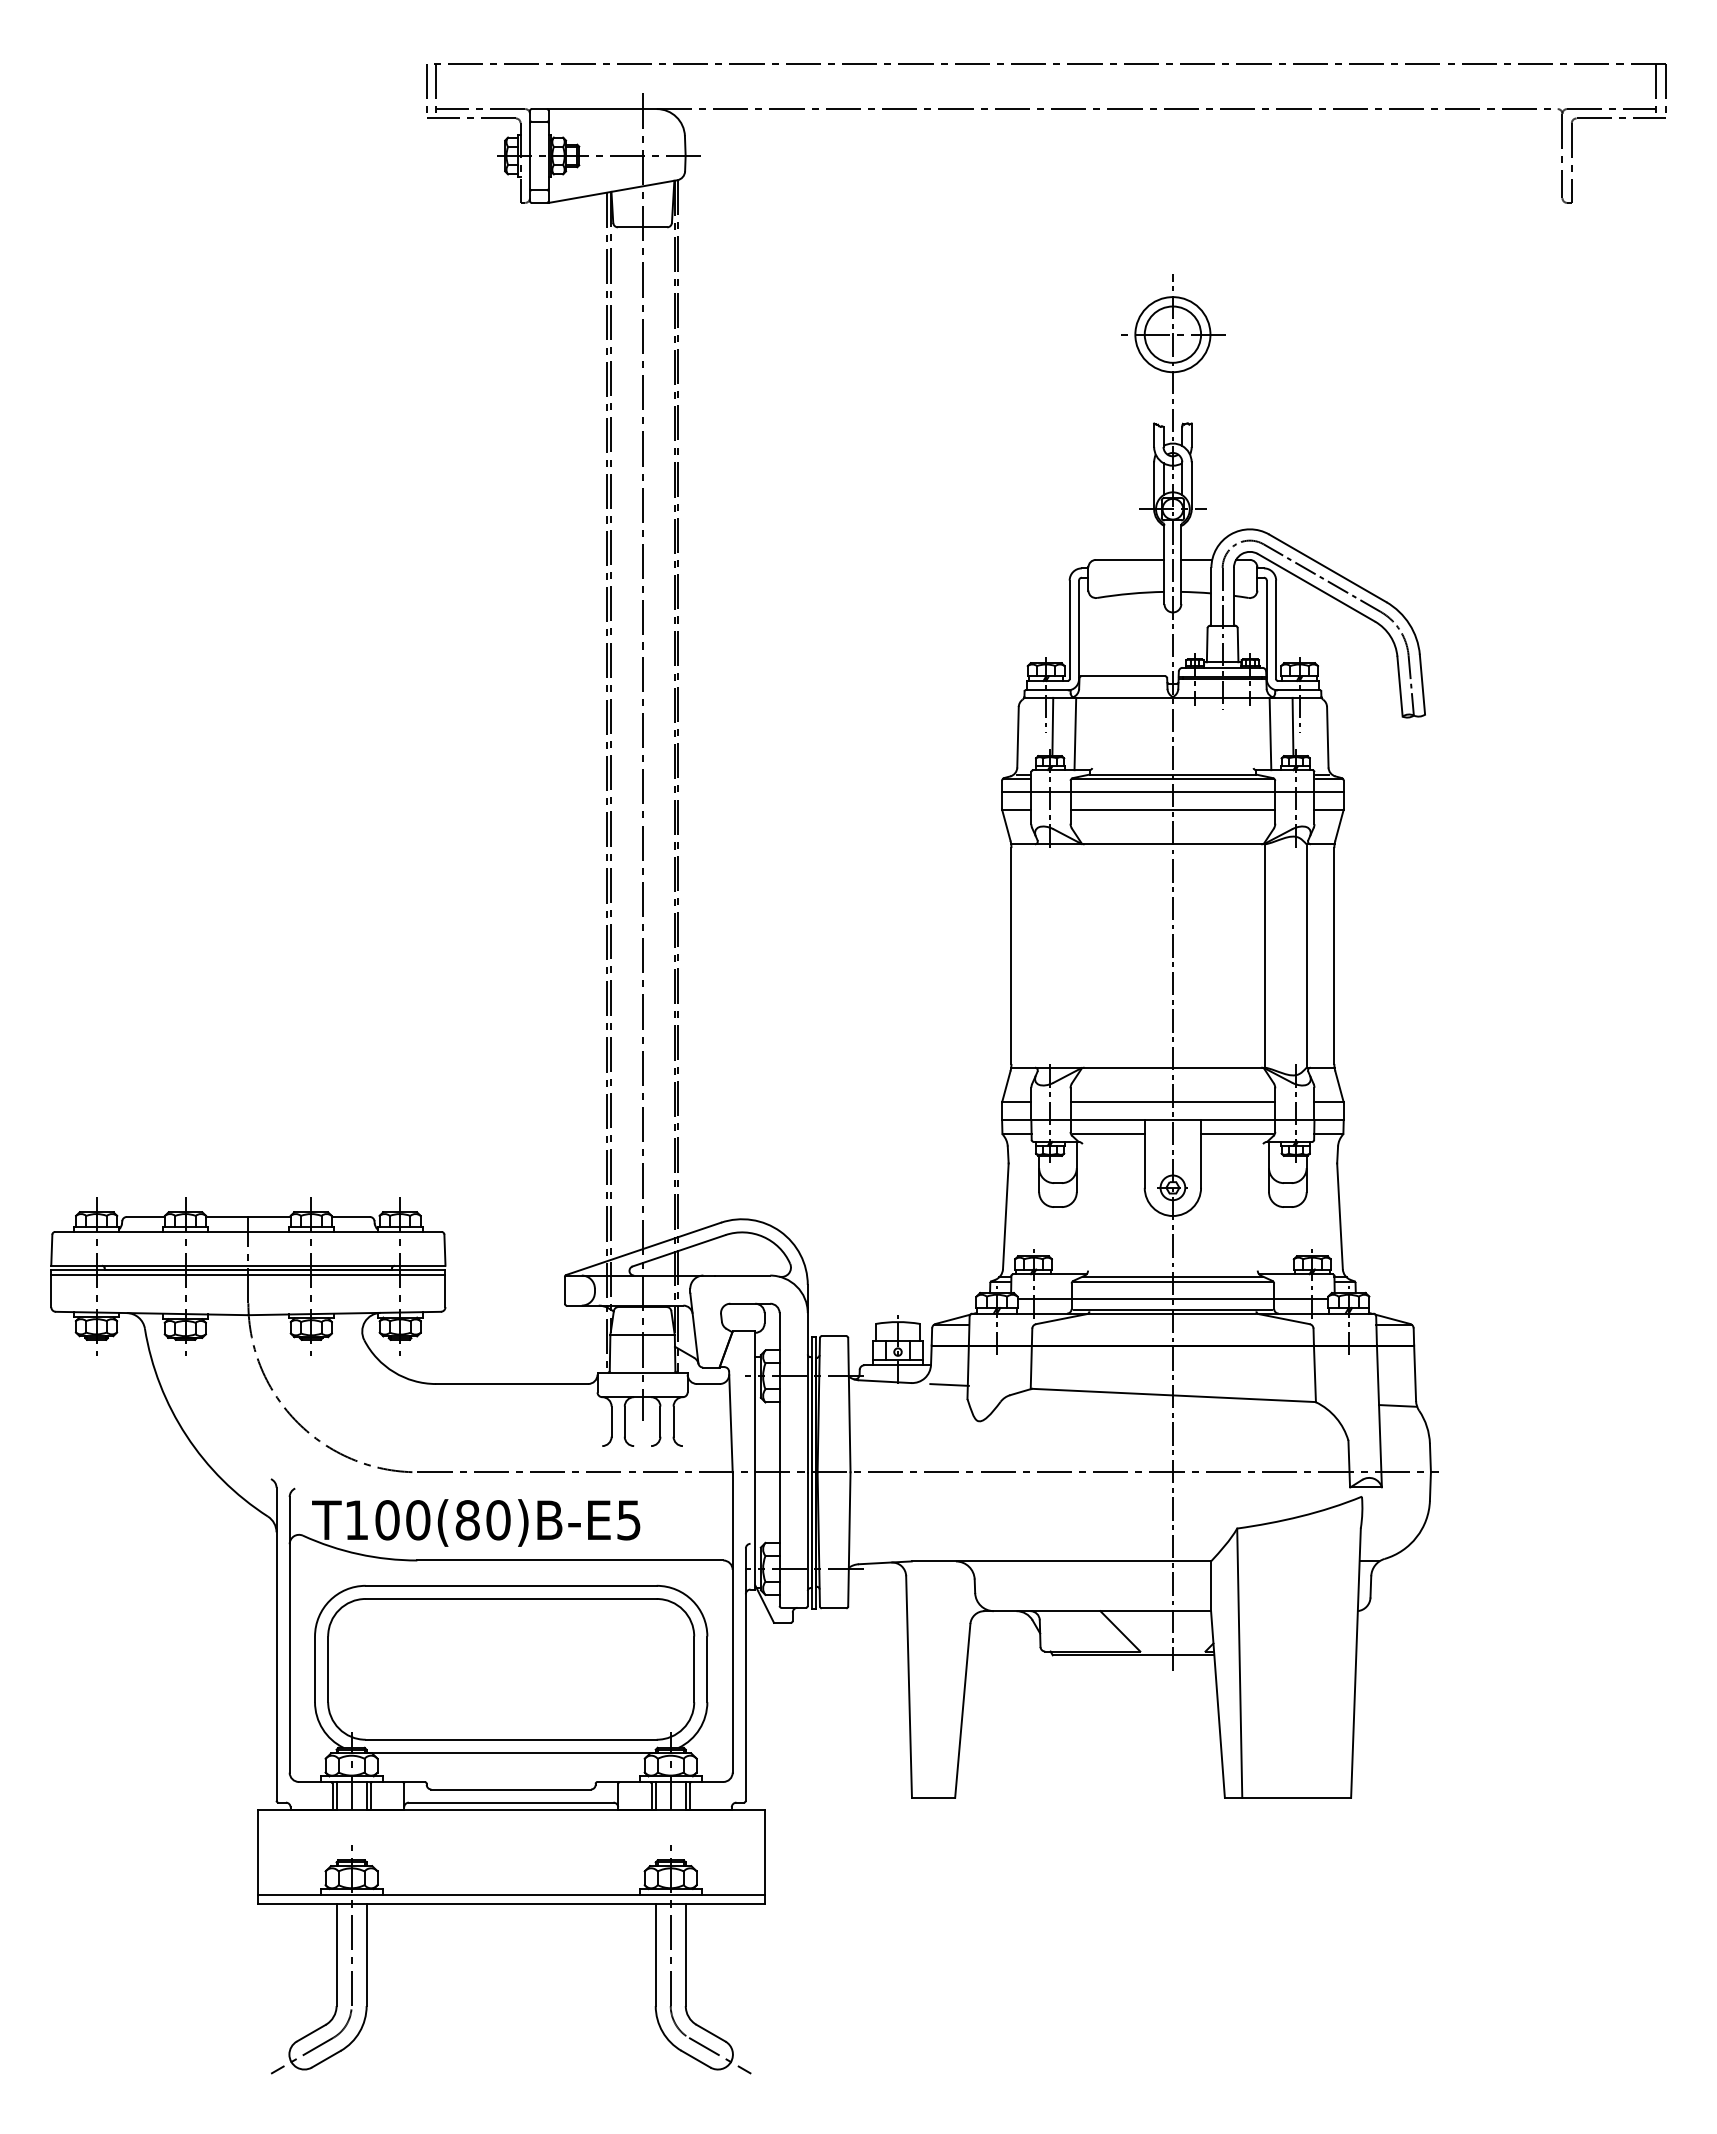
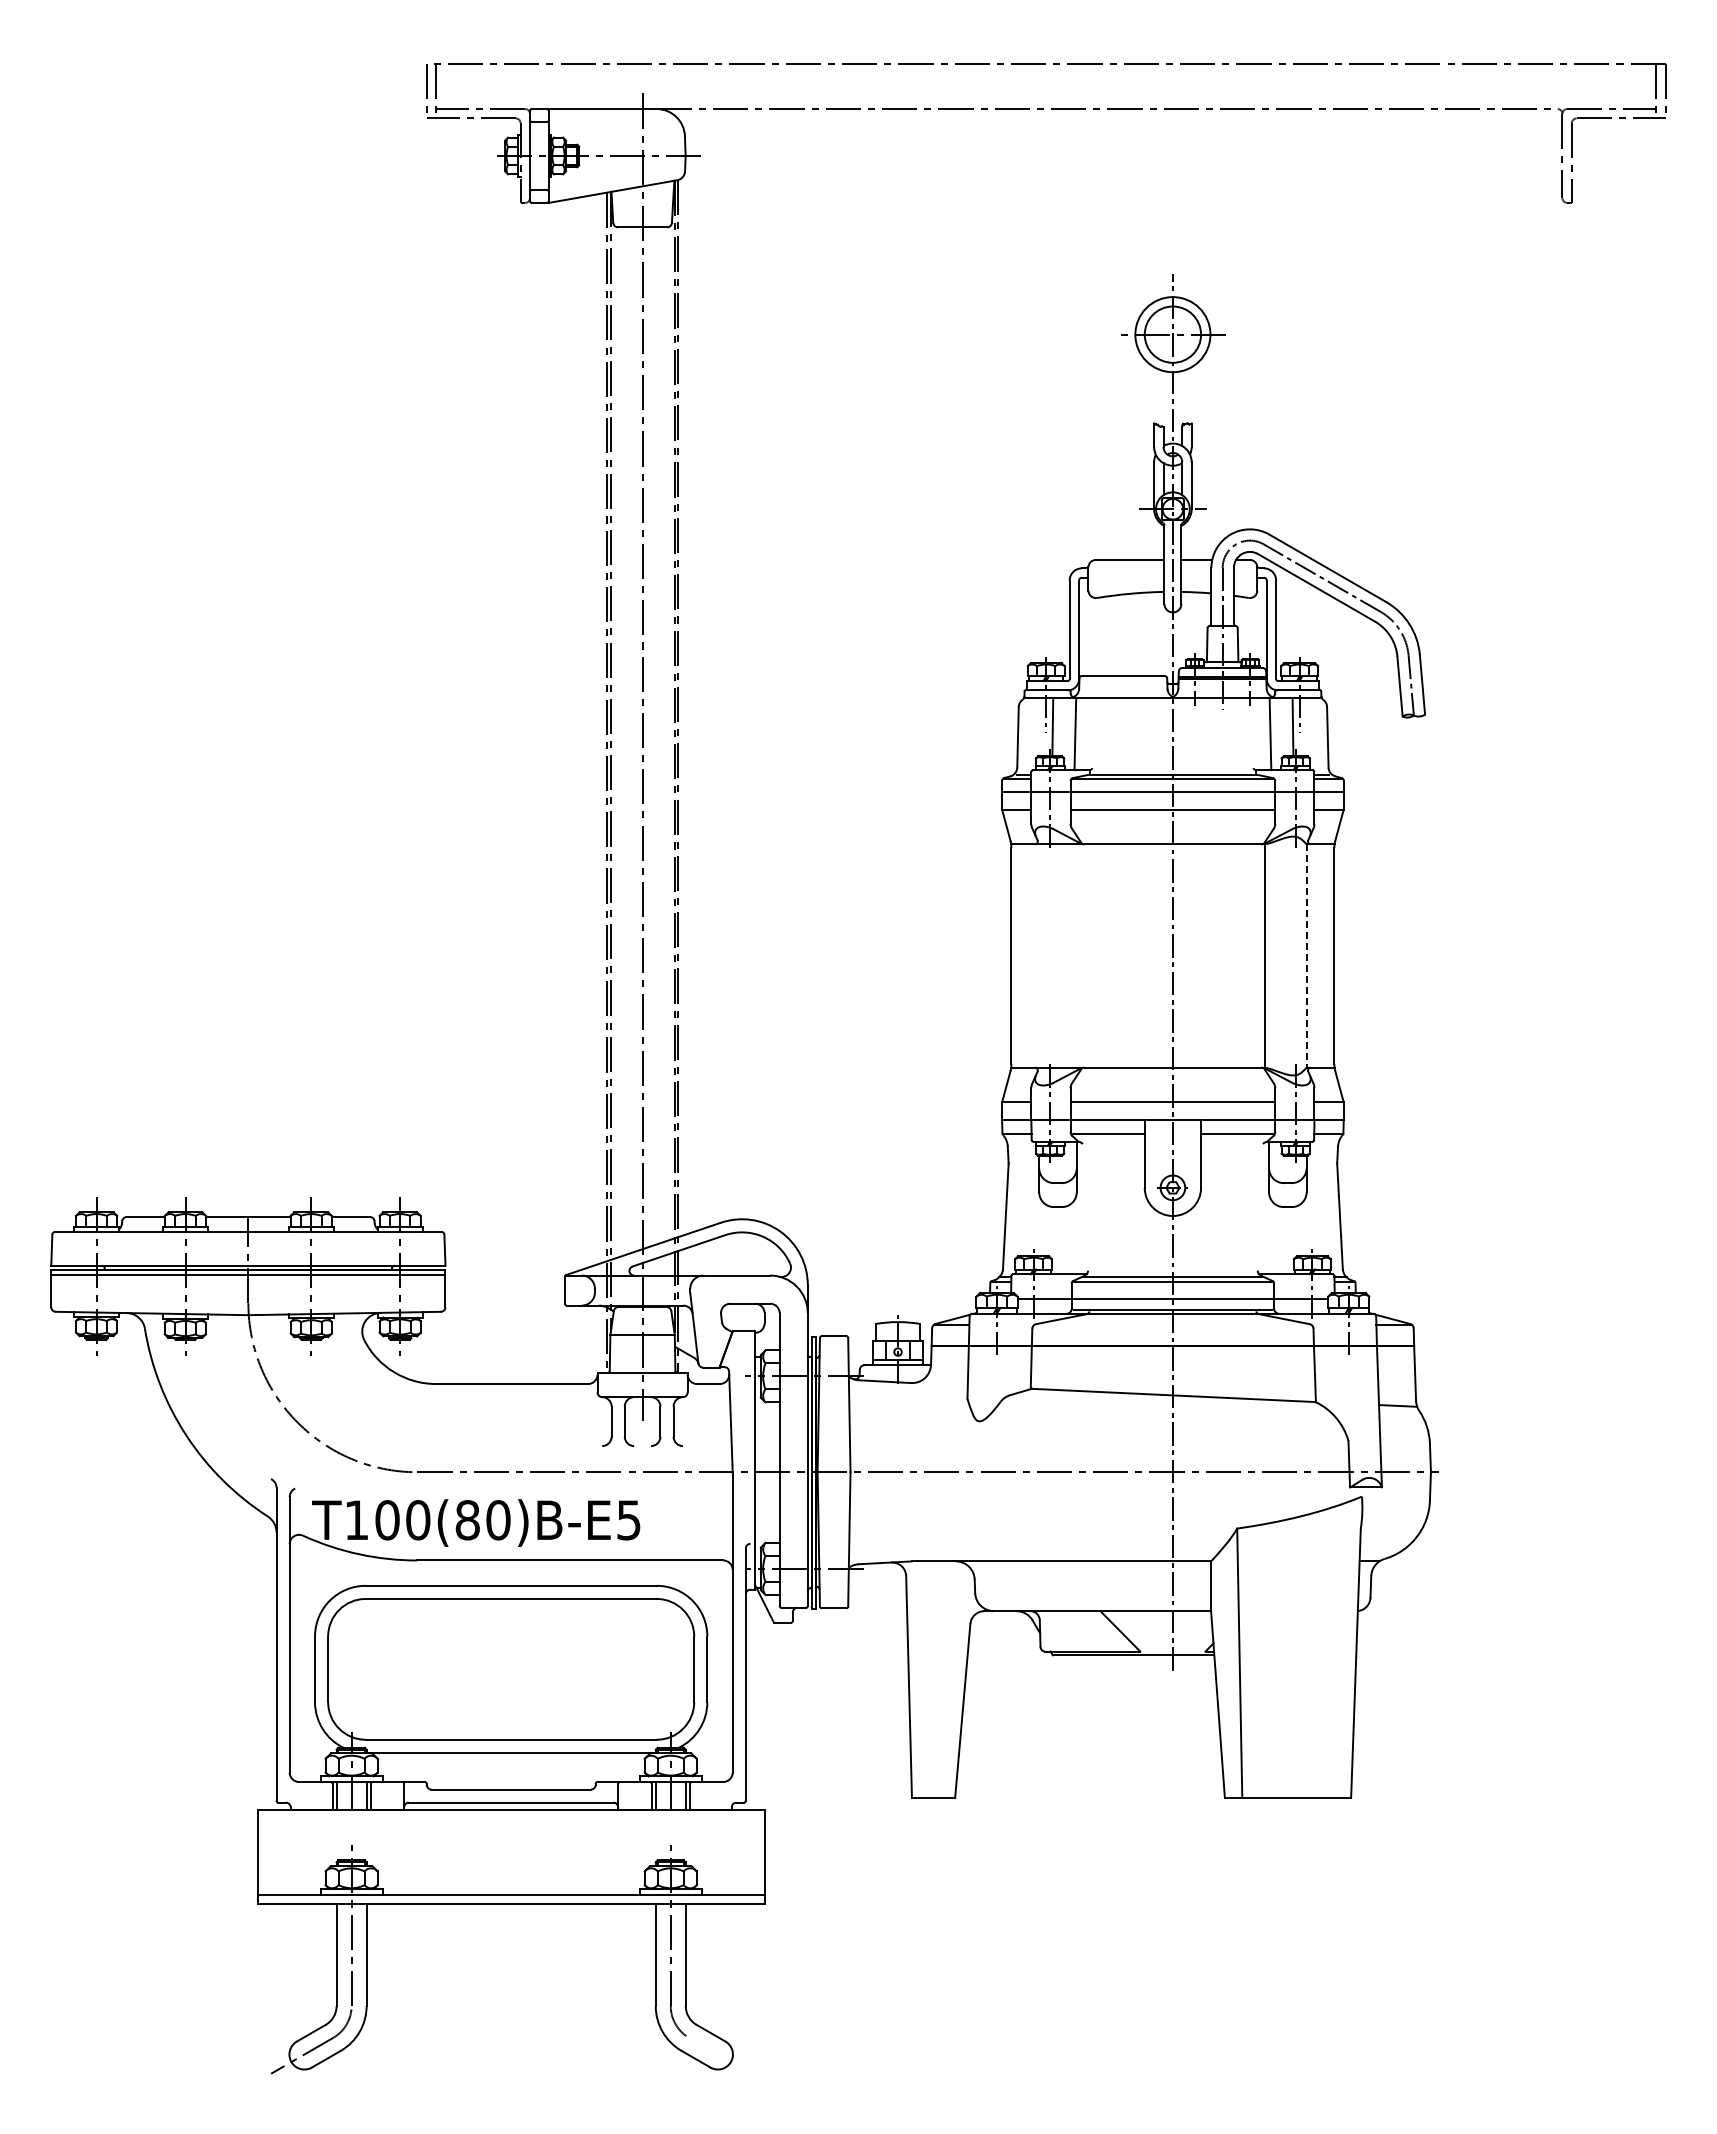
line: solid -> dashed (1306, 956)
line: present -> none (949, 1384)
line: present -> none (720, 2055)
